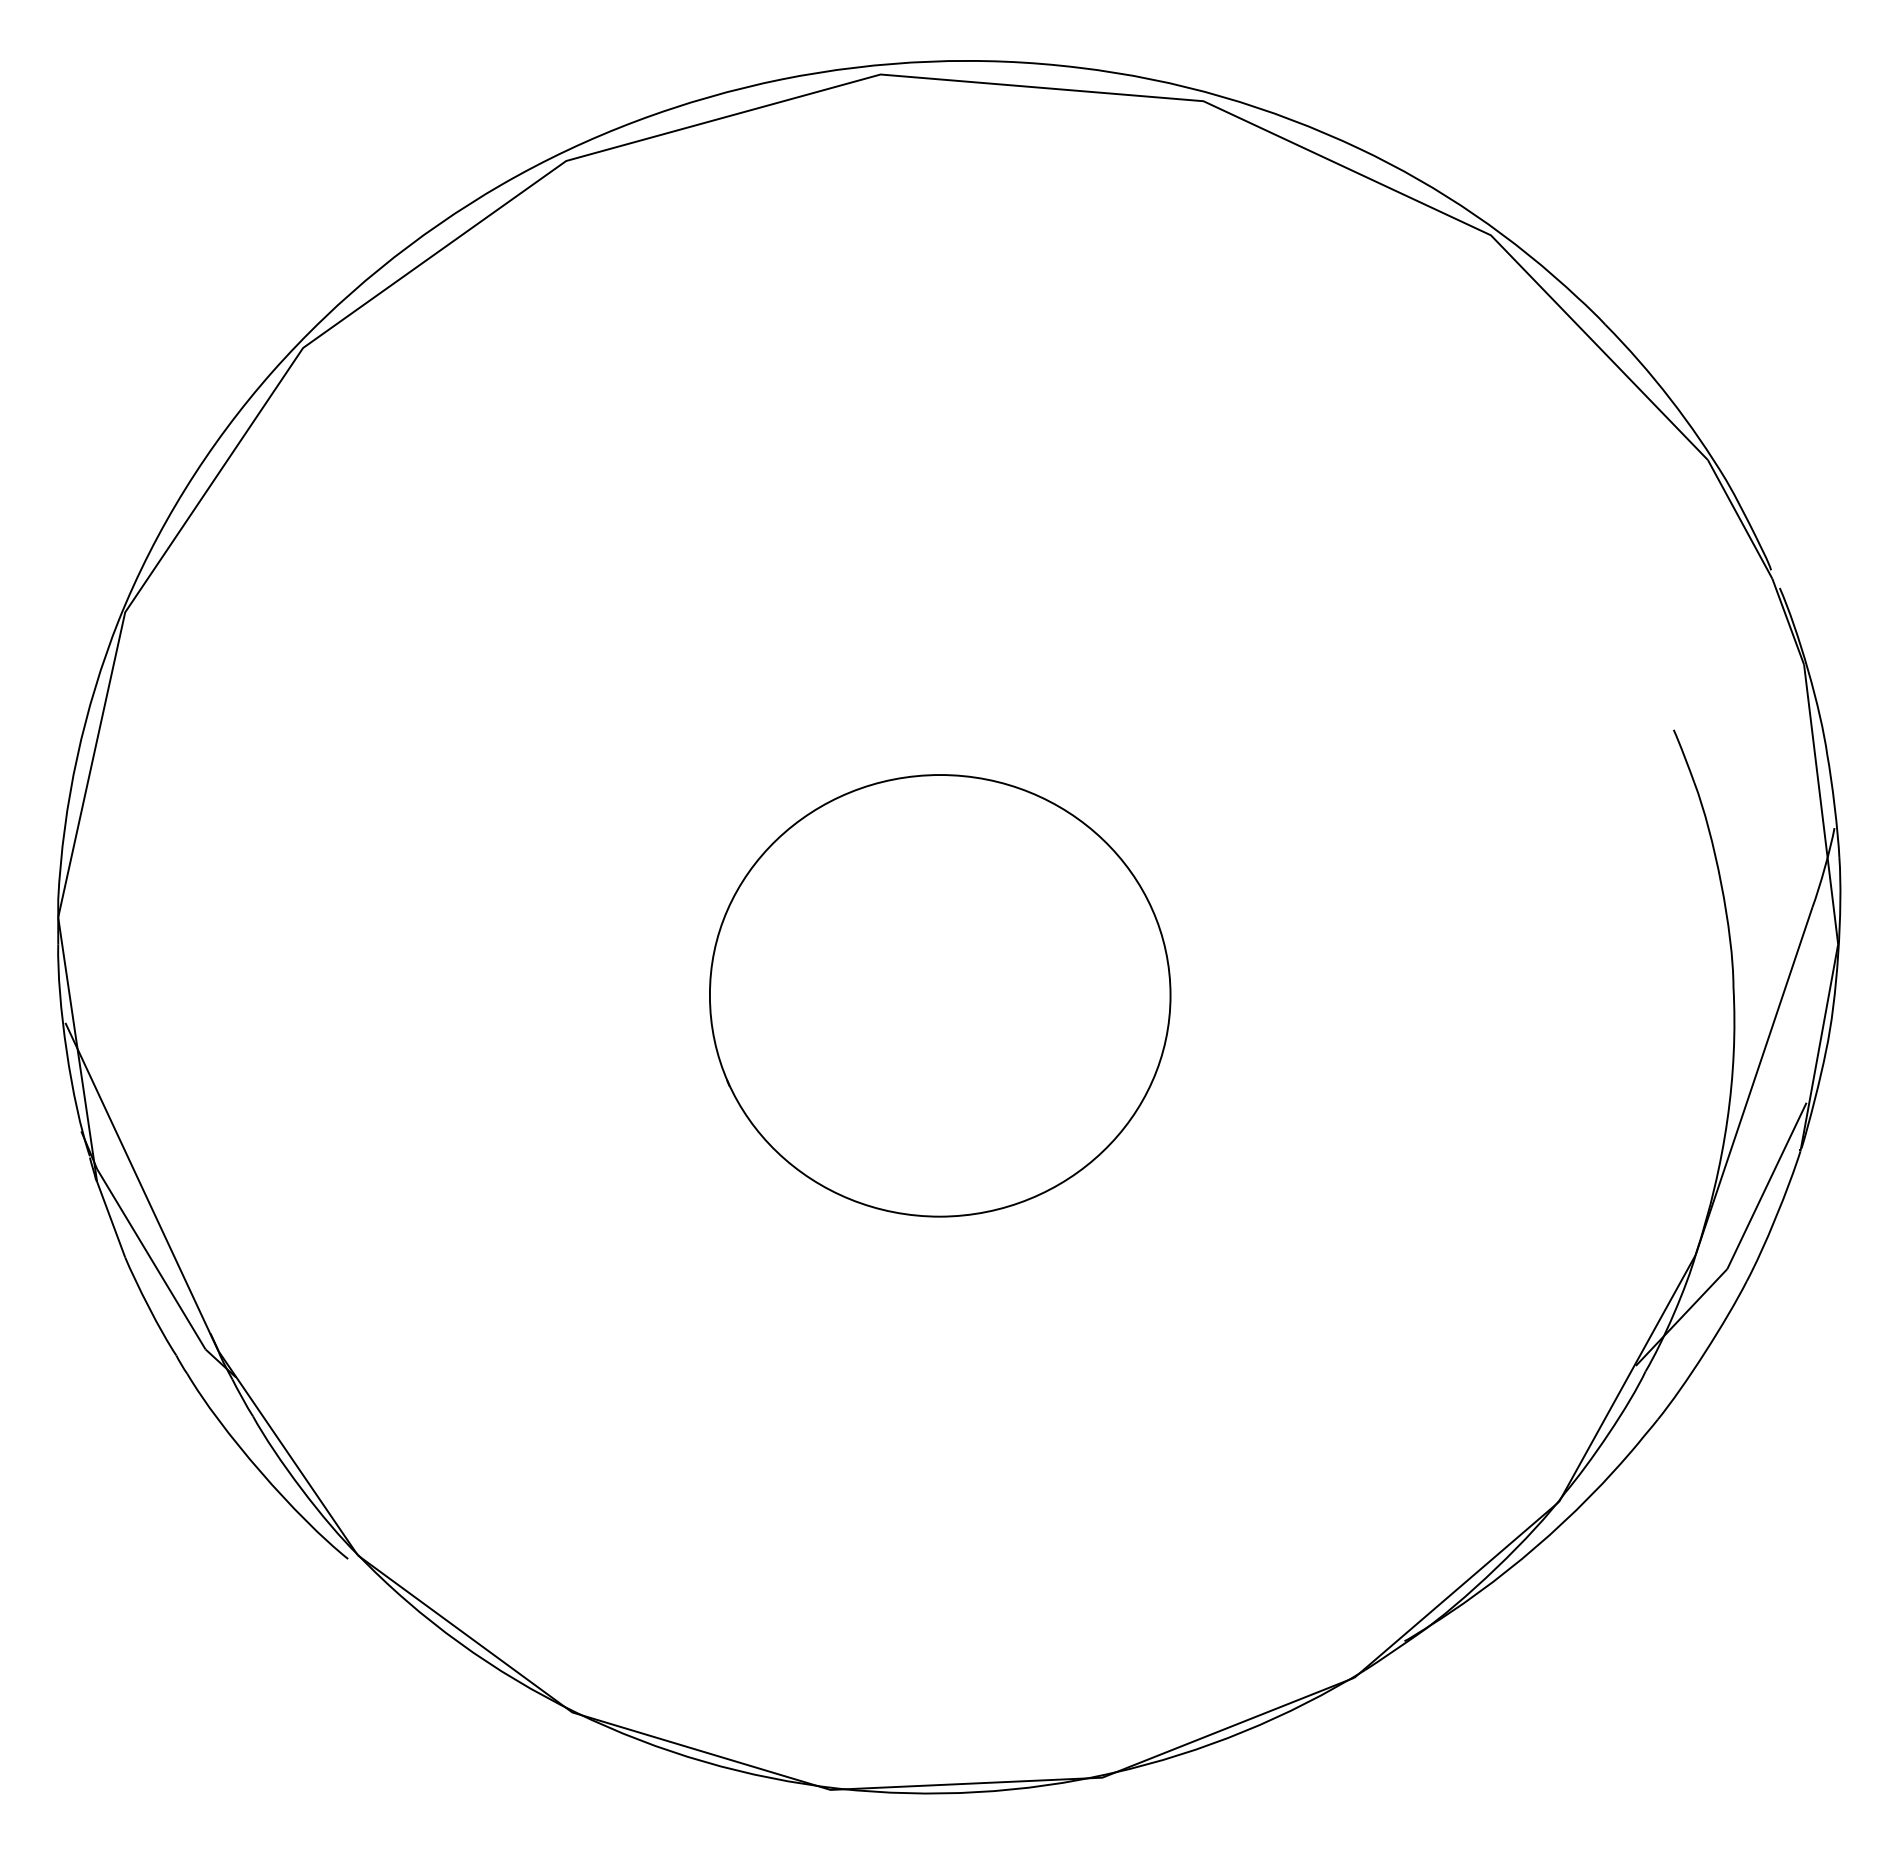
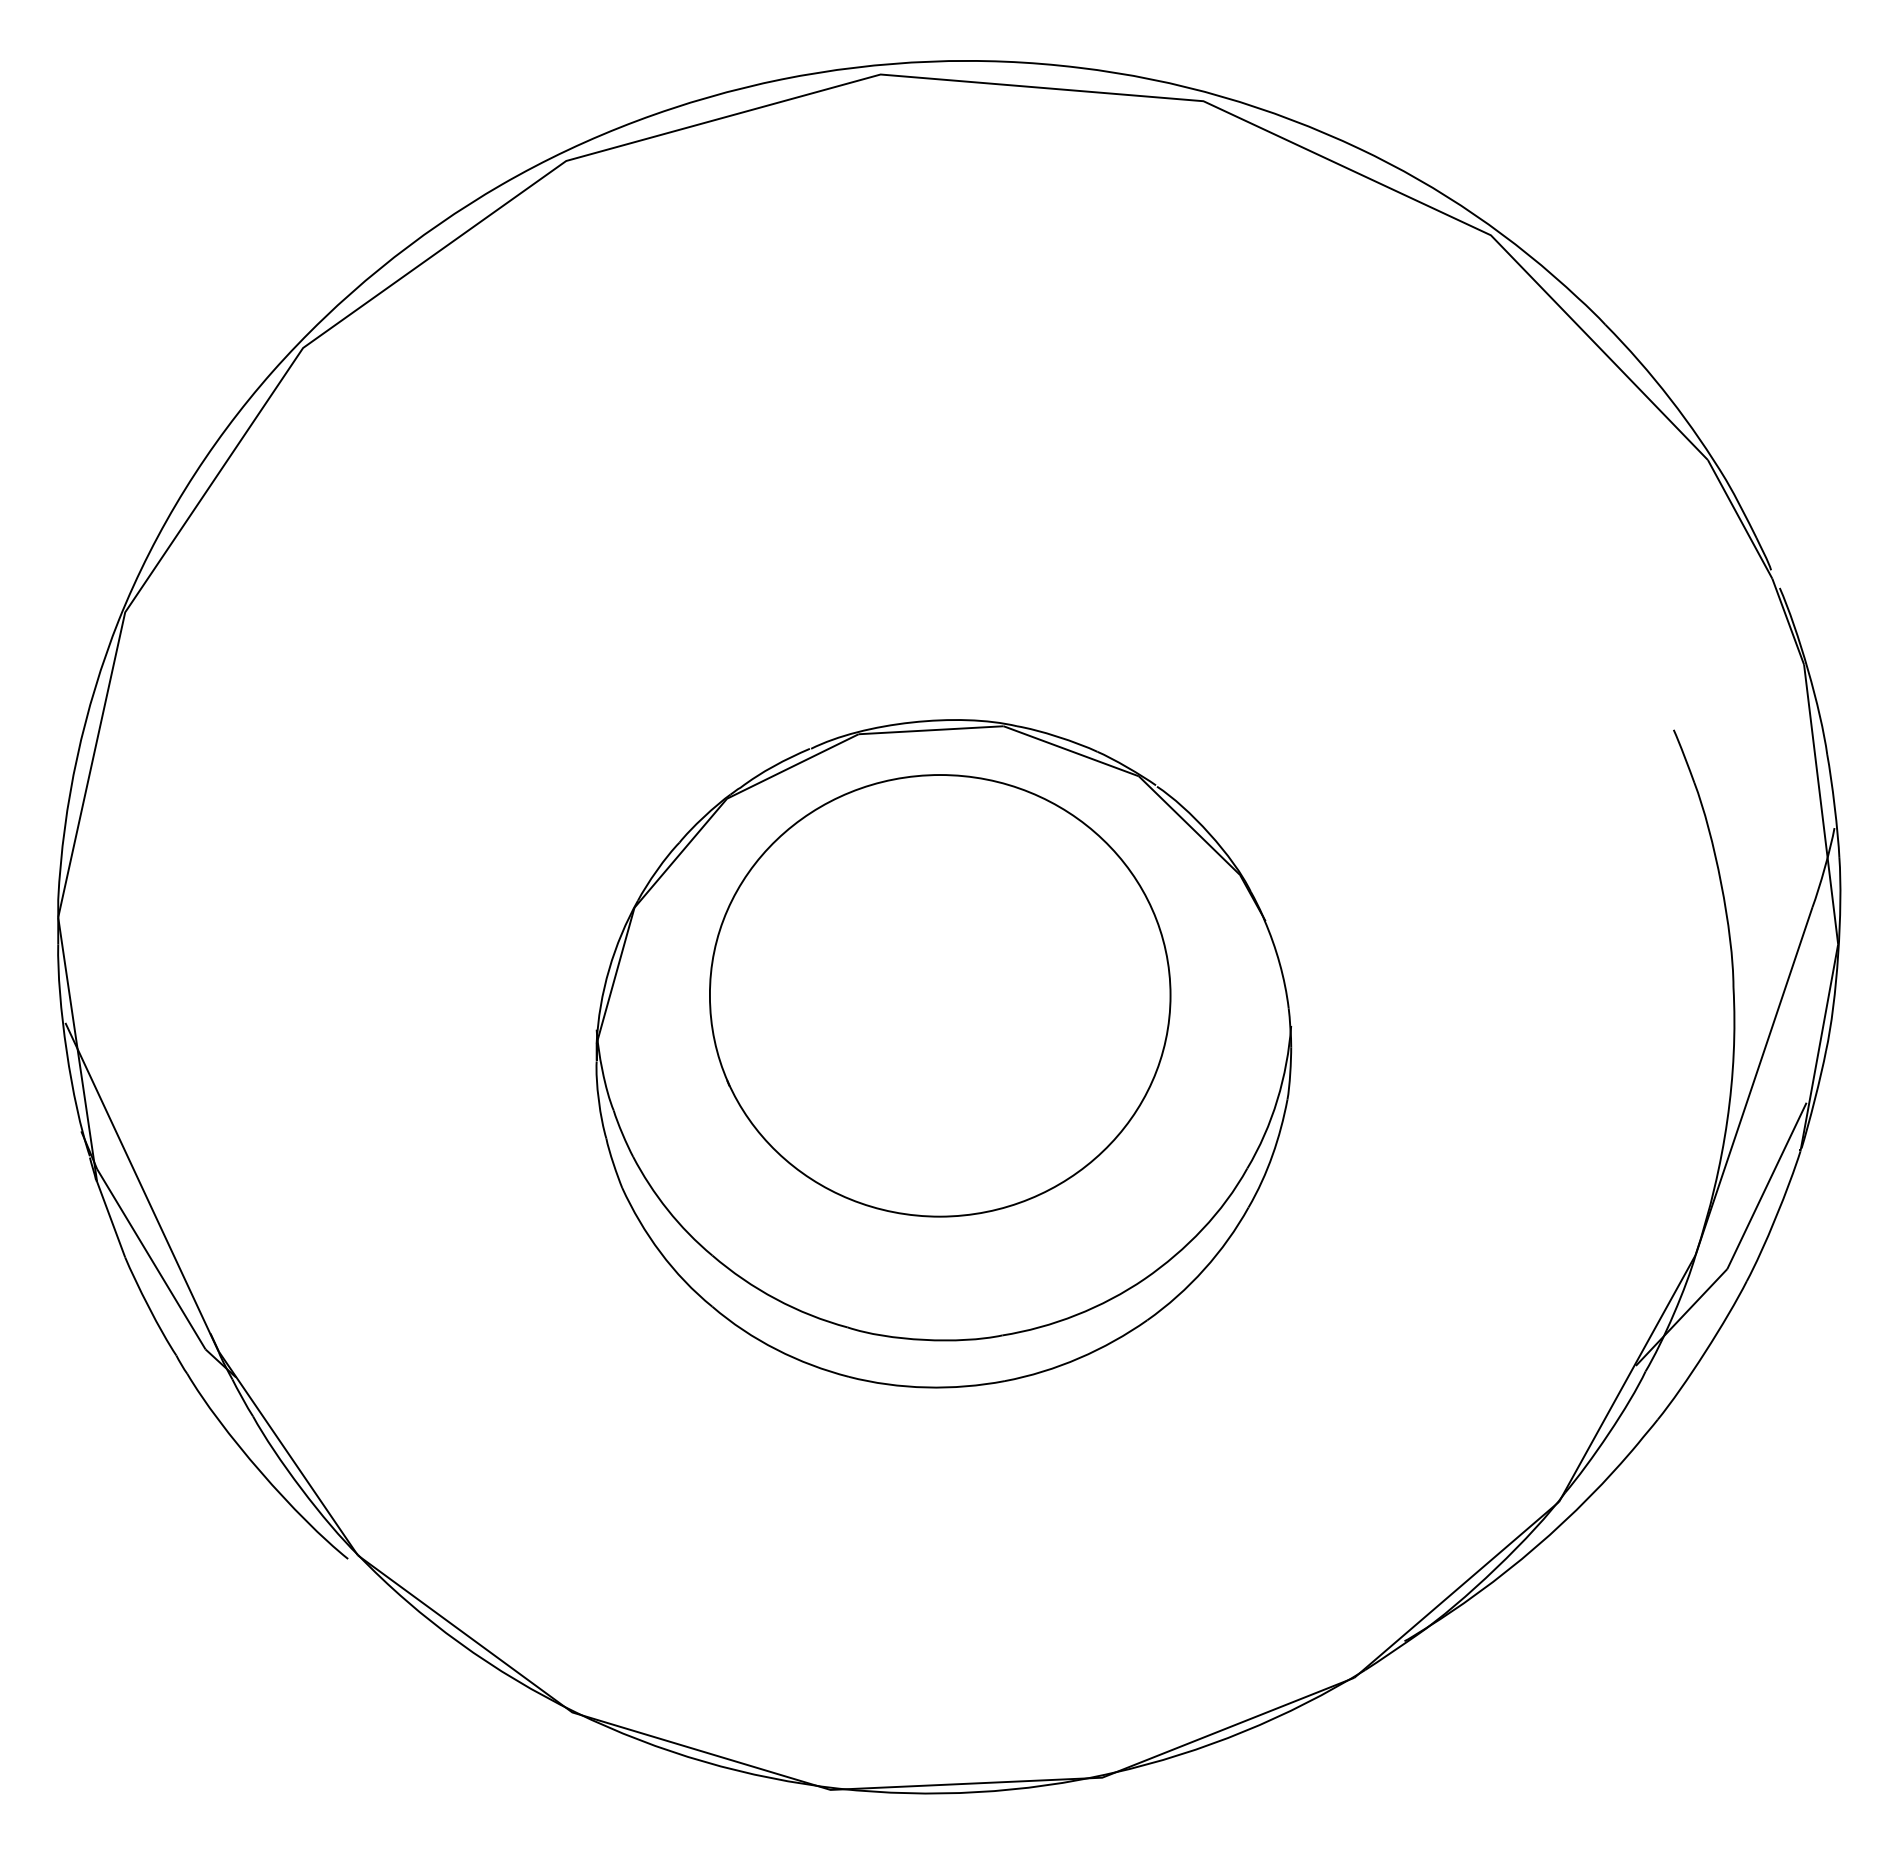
part: none -> present (943, 1053)
